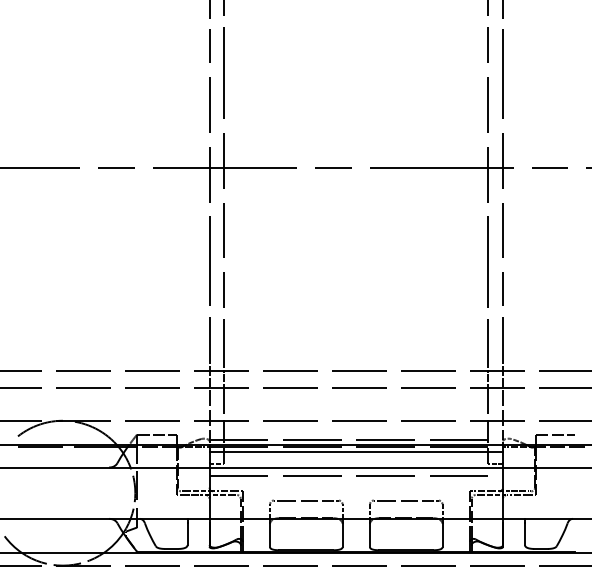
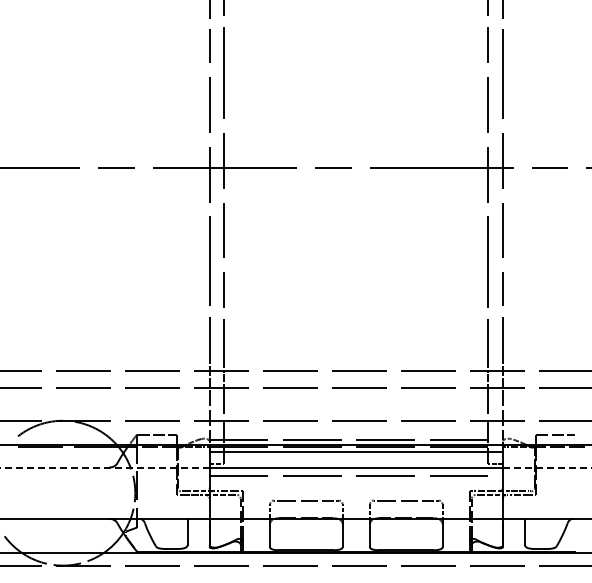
line: solid -> dashed (104, 467)
line: solid -> dashed (546, 467)
